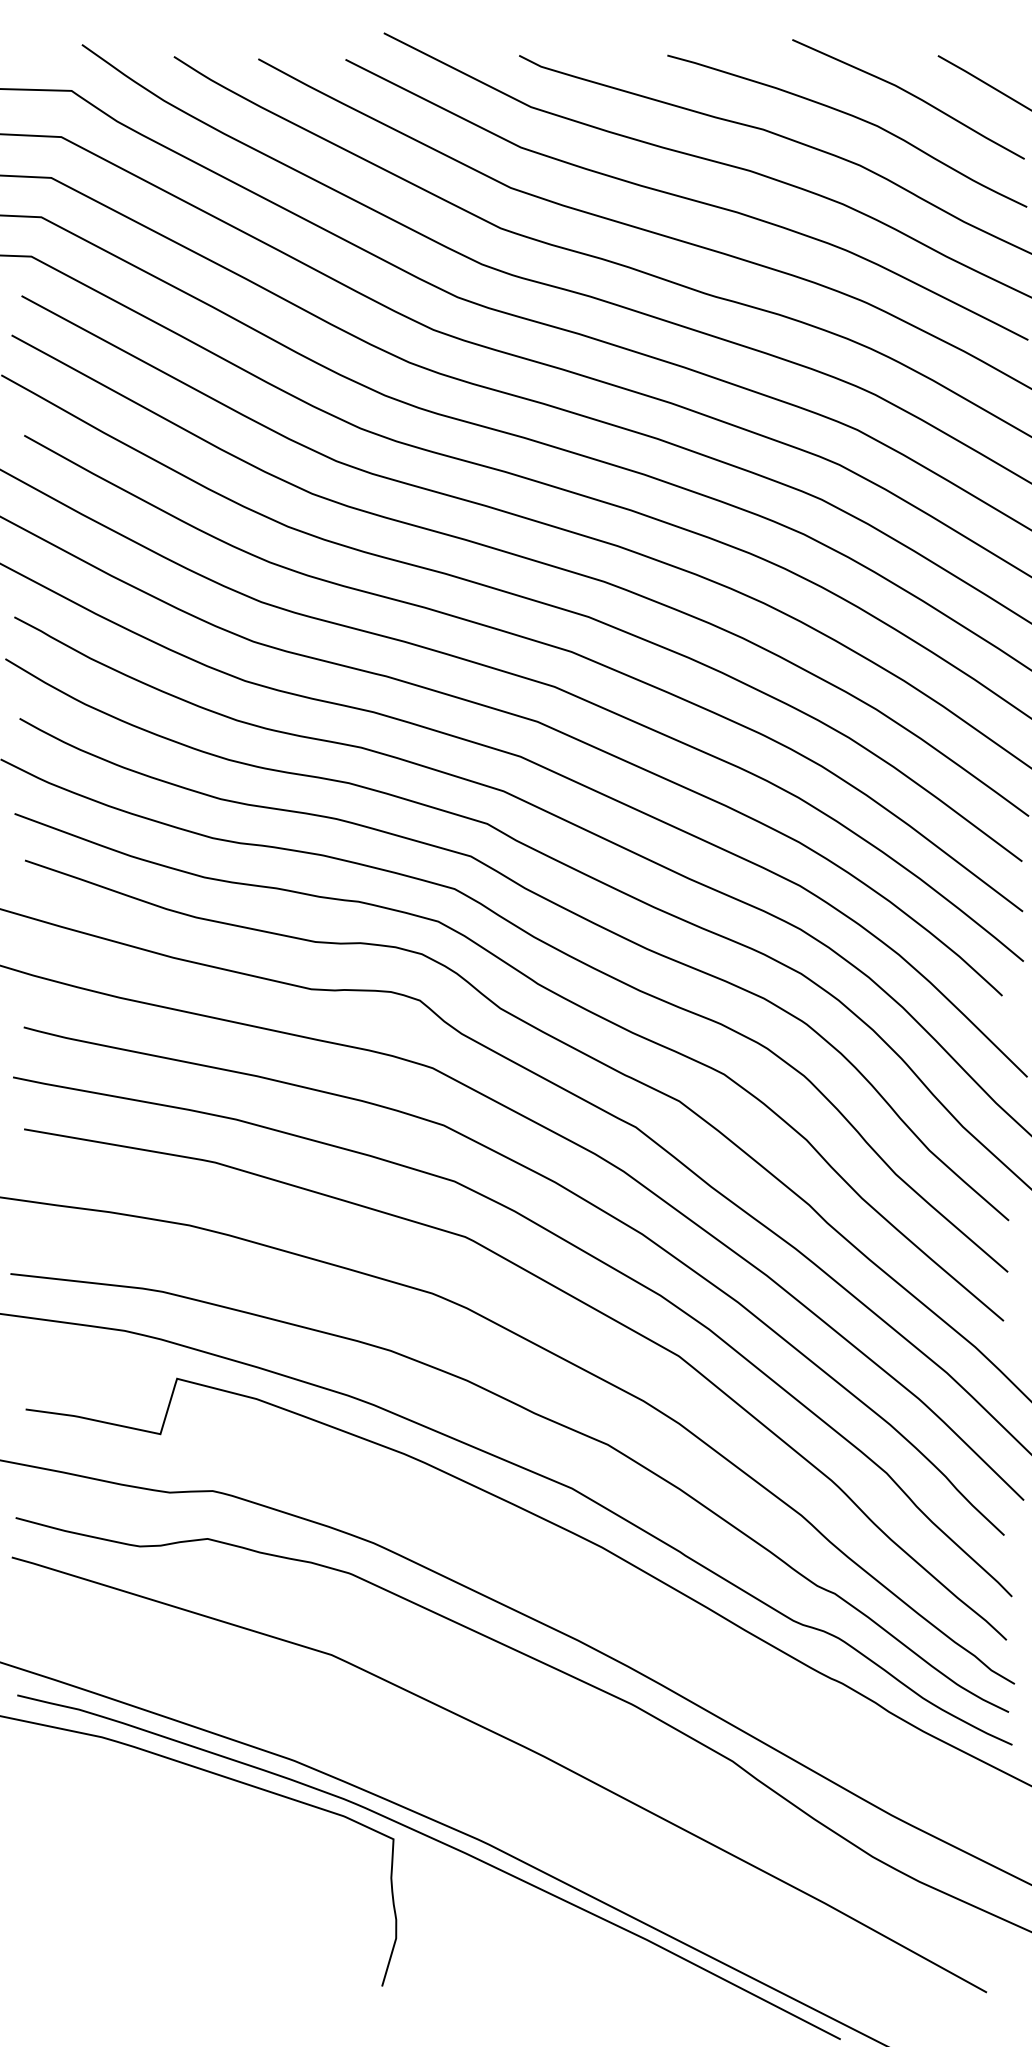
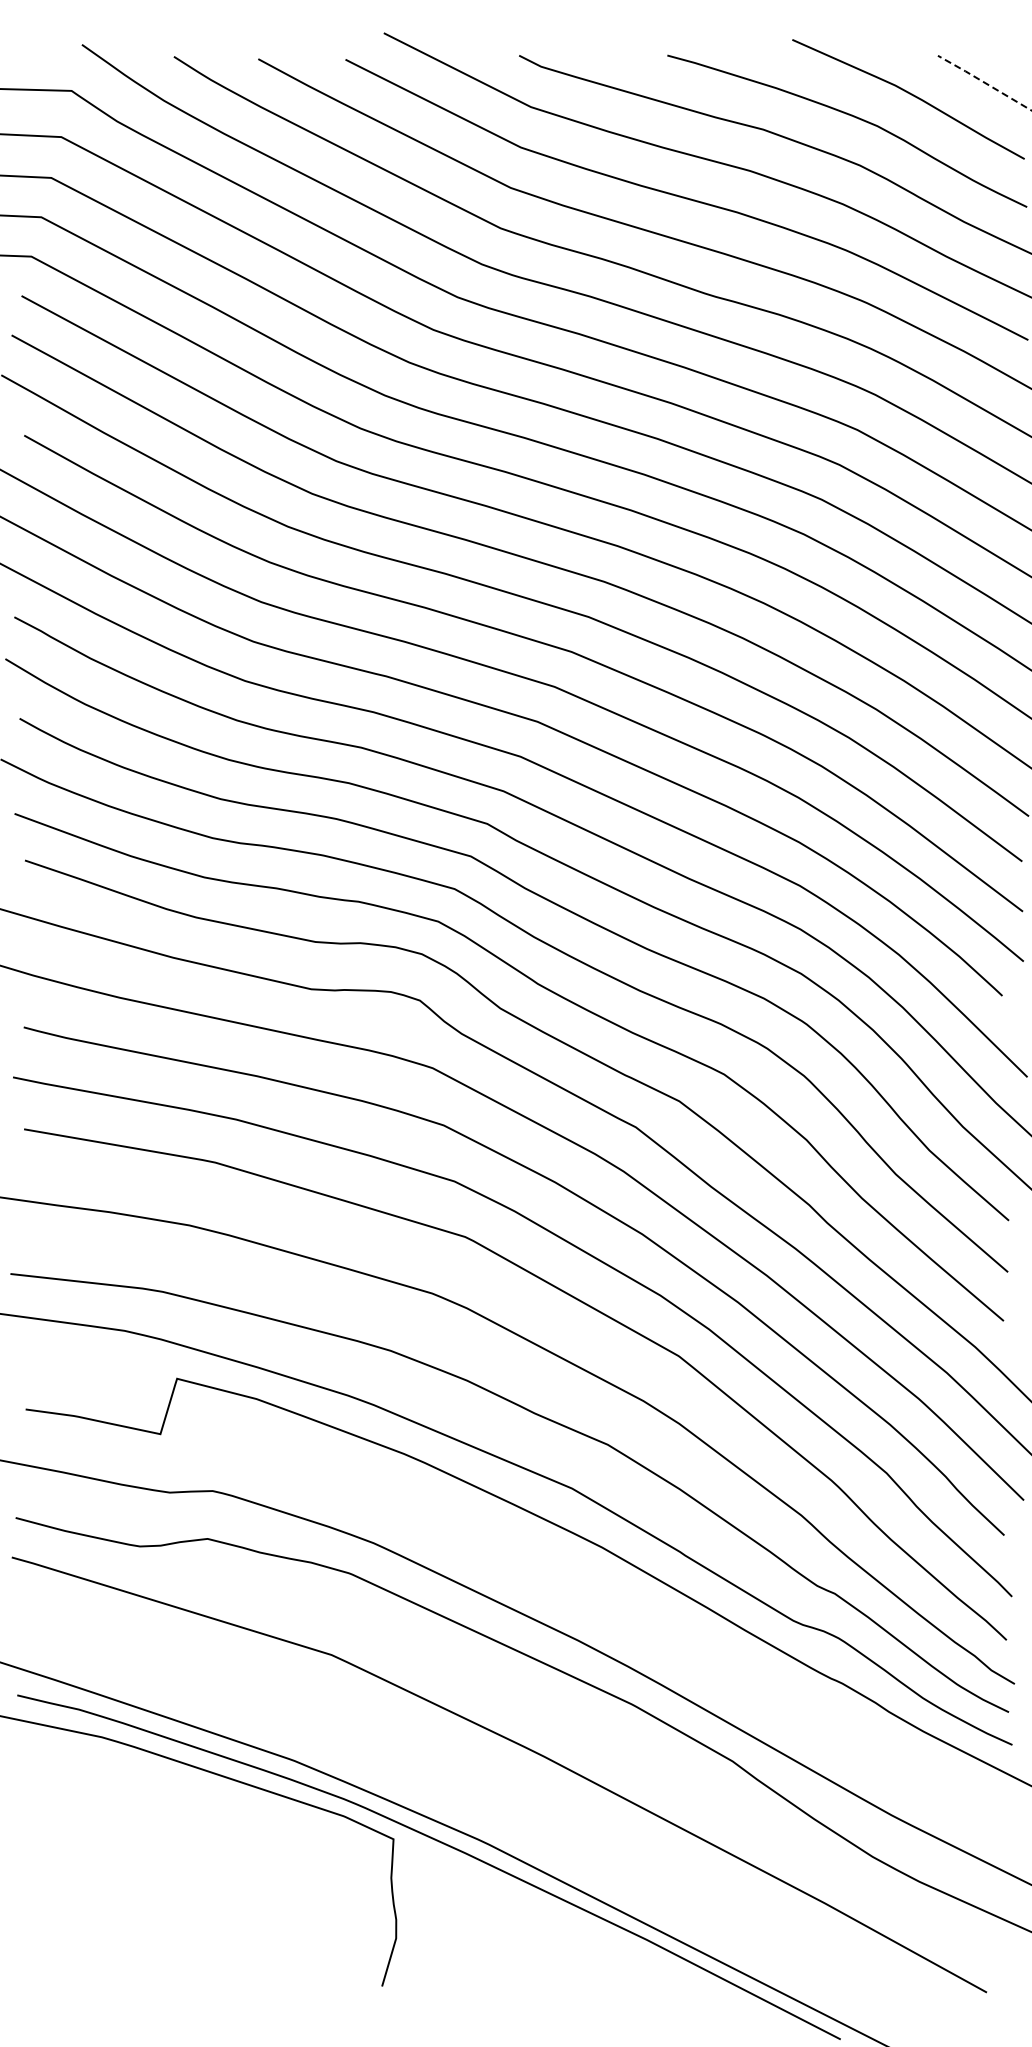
line: solid -> dashed (984, 82)
